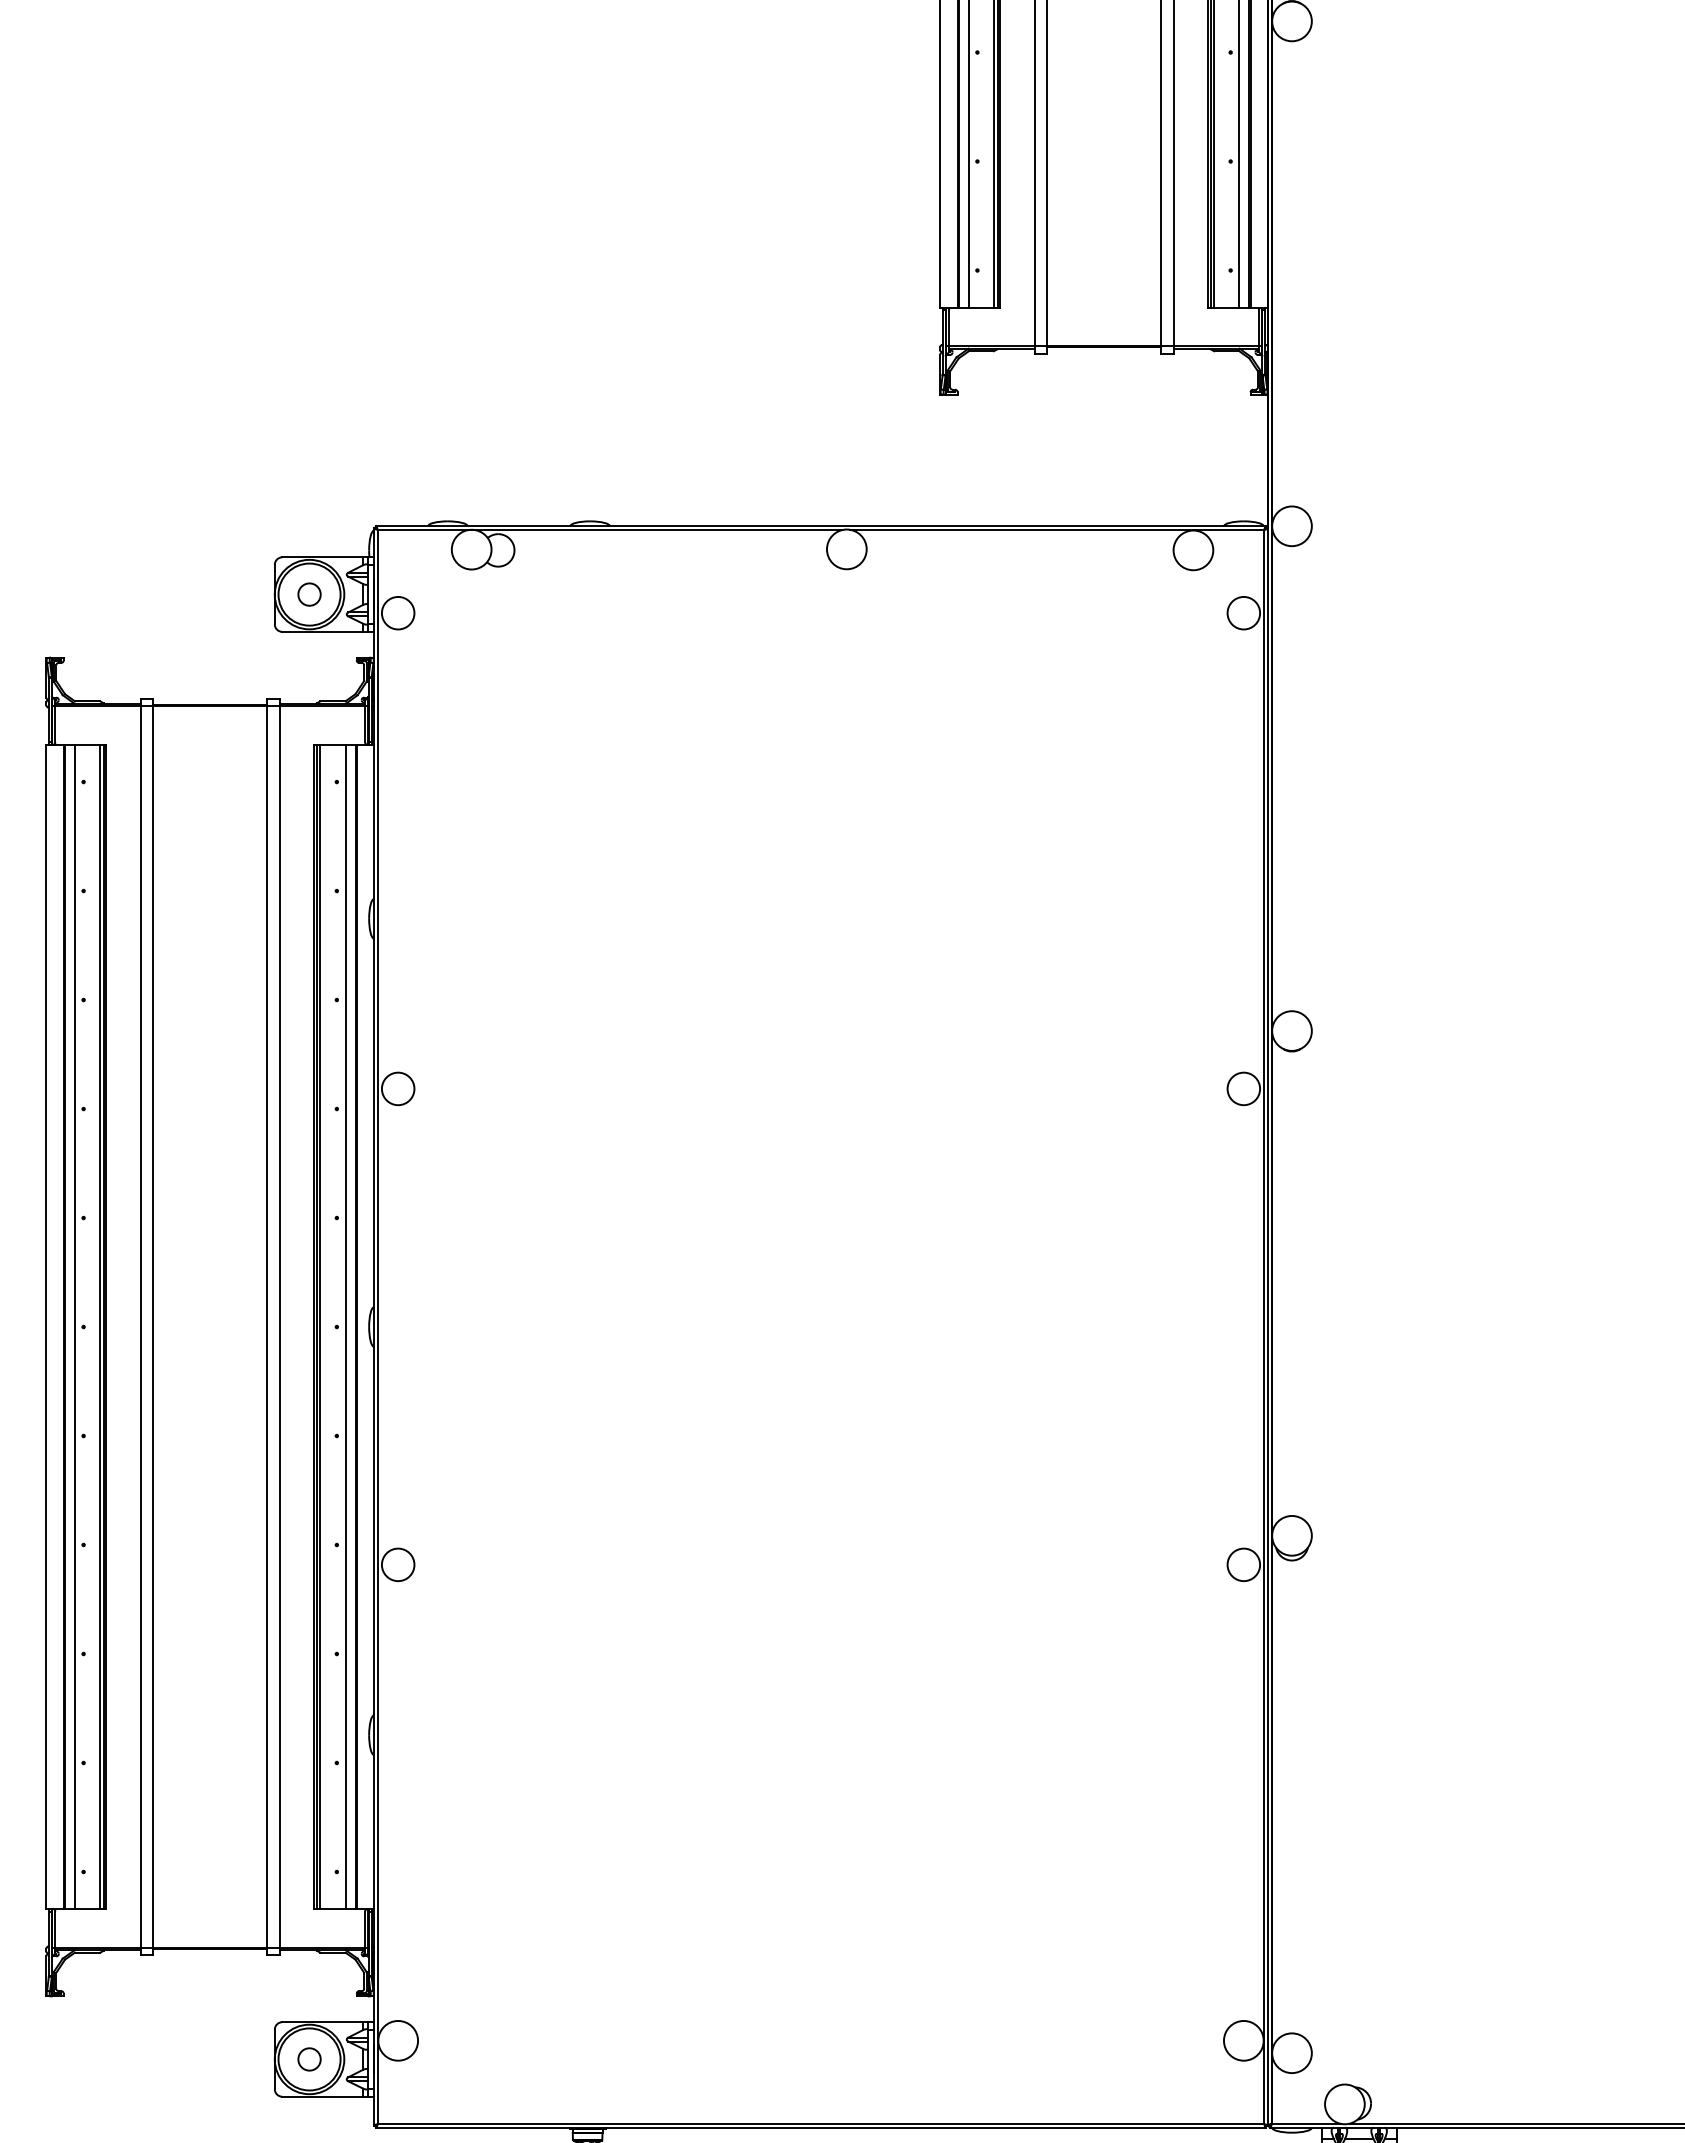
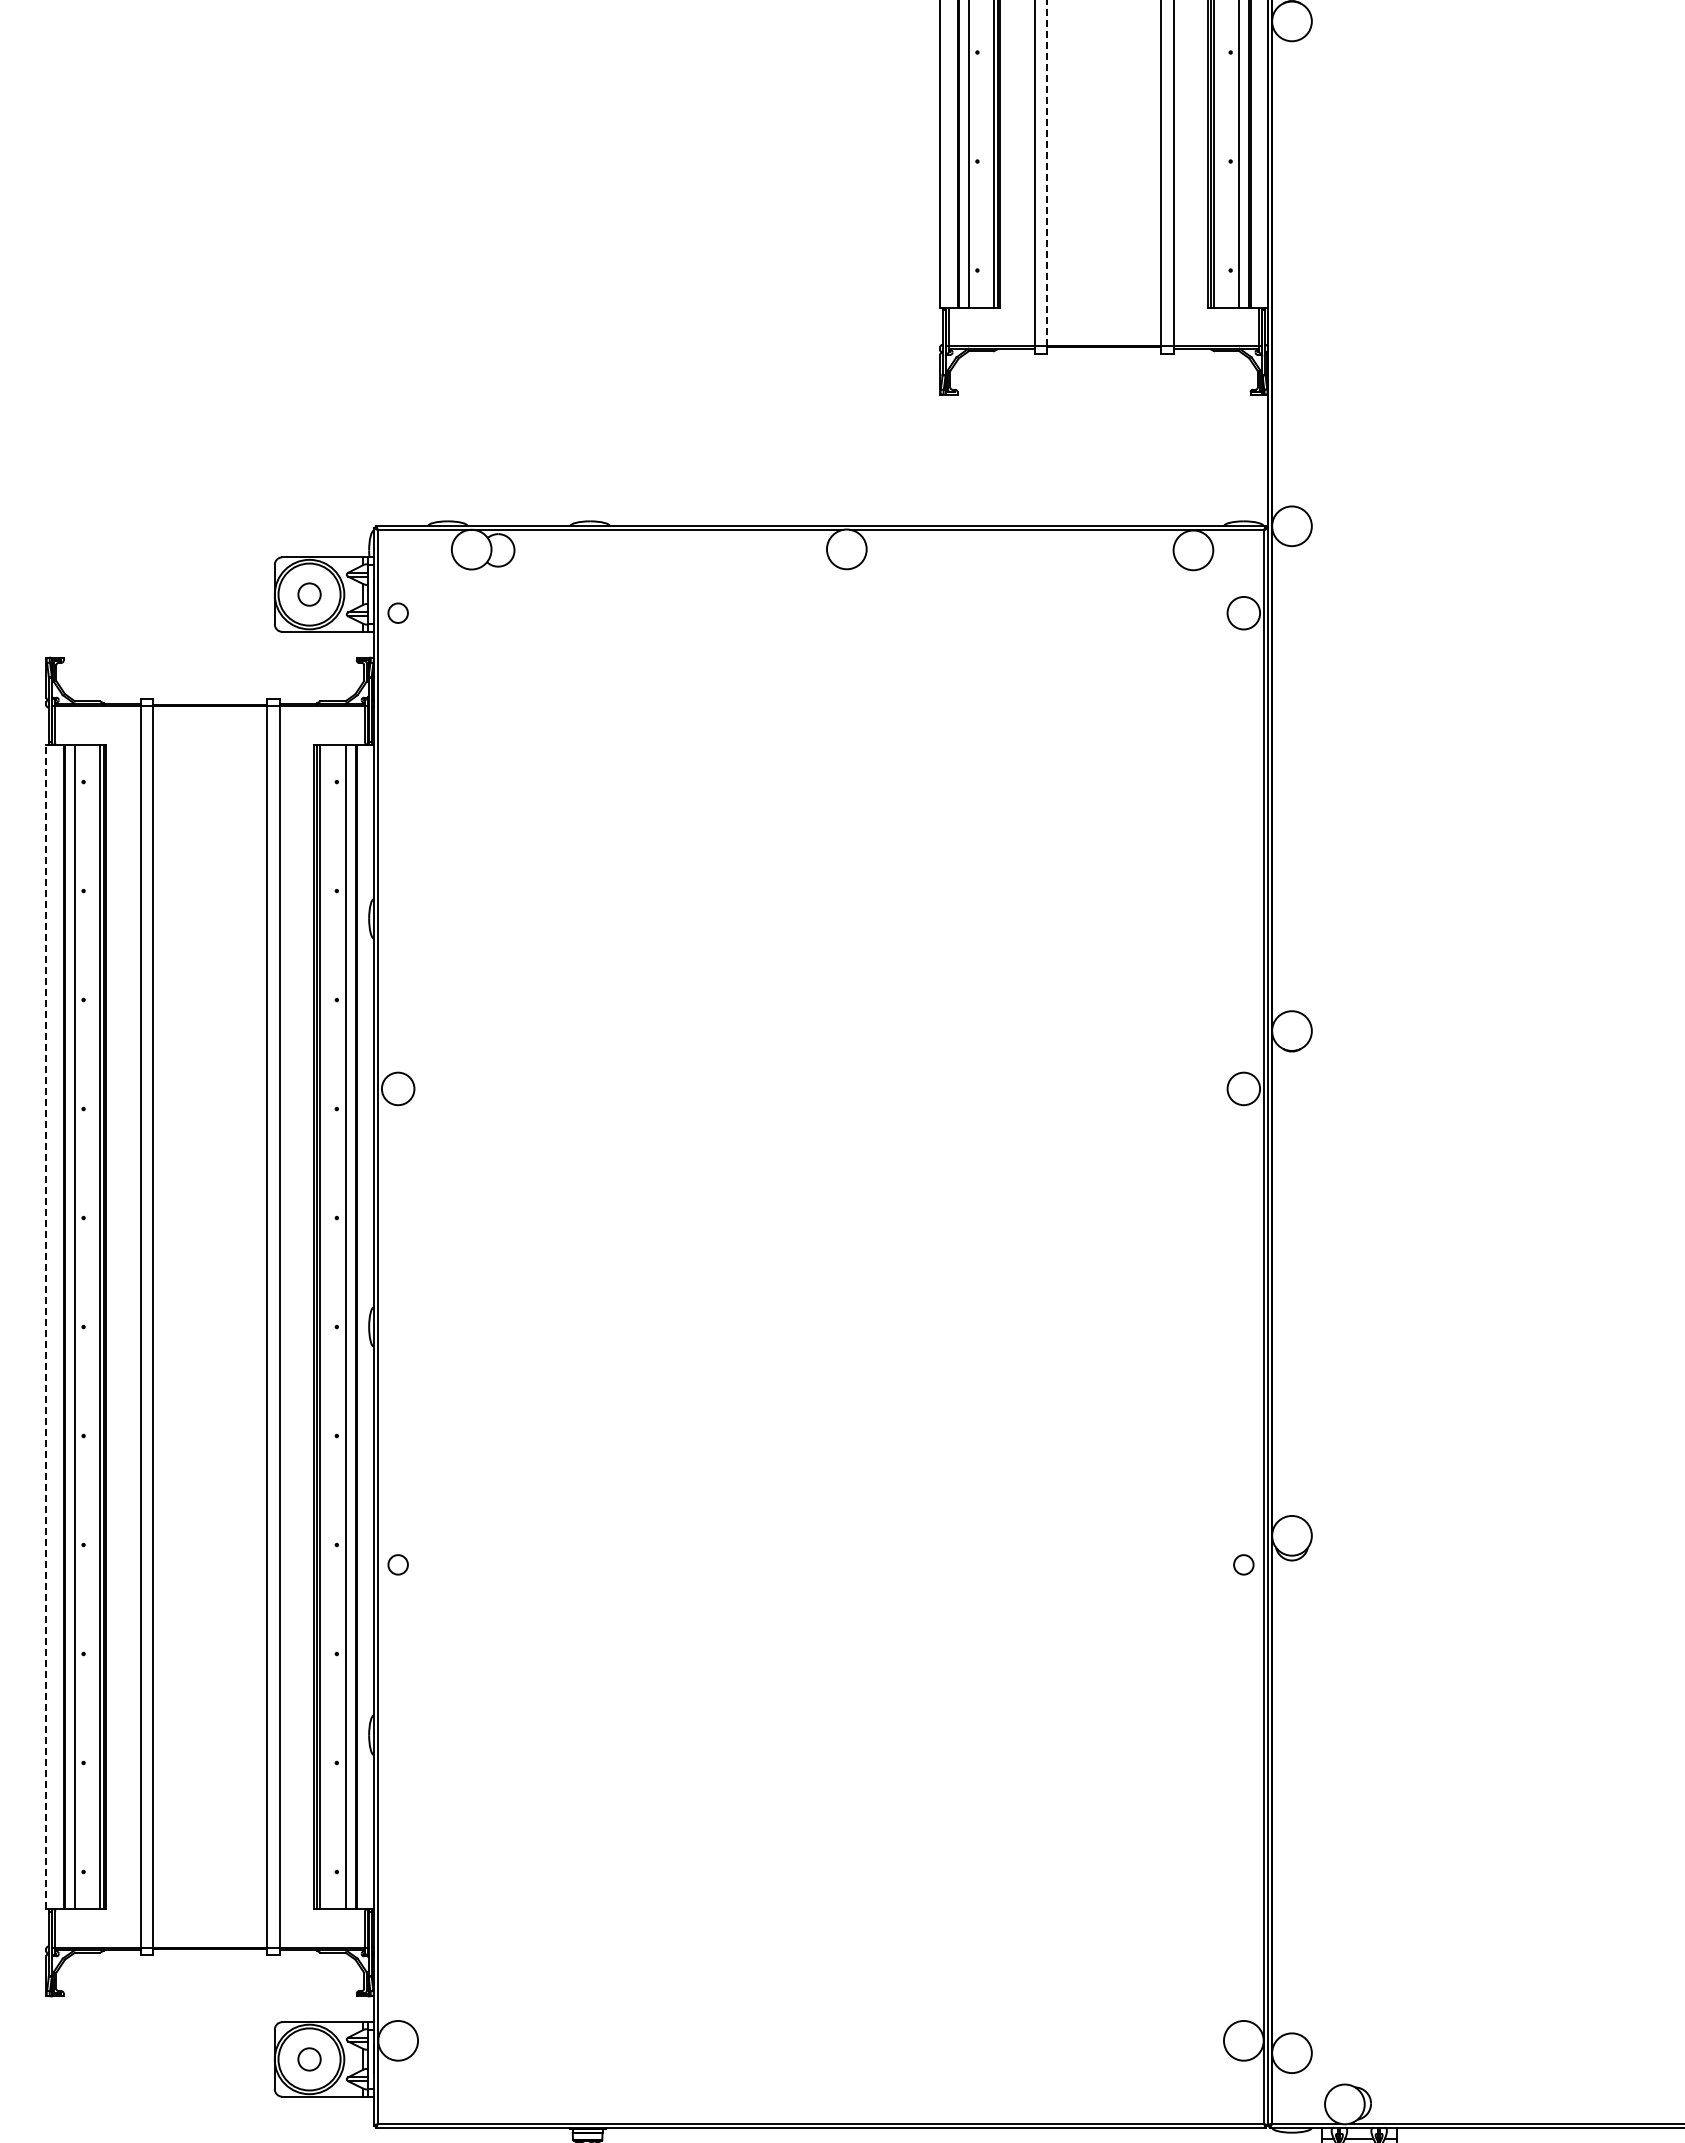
line: solid -> dashed (1046, 173)
circle diameter: 33 px -> 20 px (397, 612)
line: solid -> dashed (46, 1326)
circle diameter: 33 px -> 20 px (397, 1564)
circle diameter: 33 px -> 20 px (1243, 1564)
